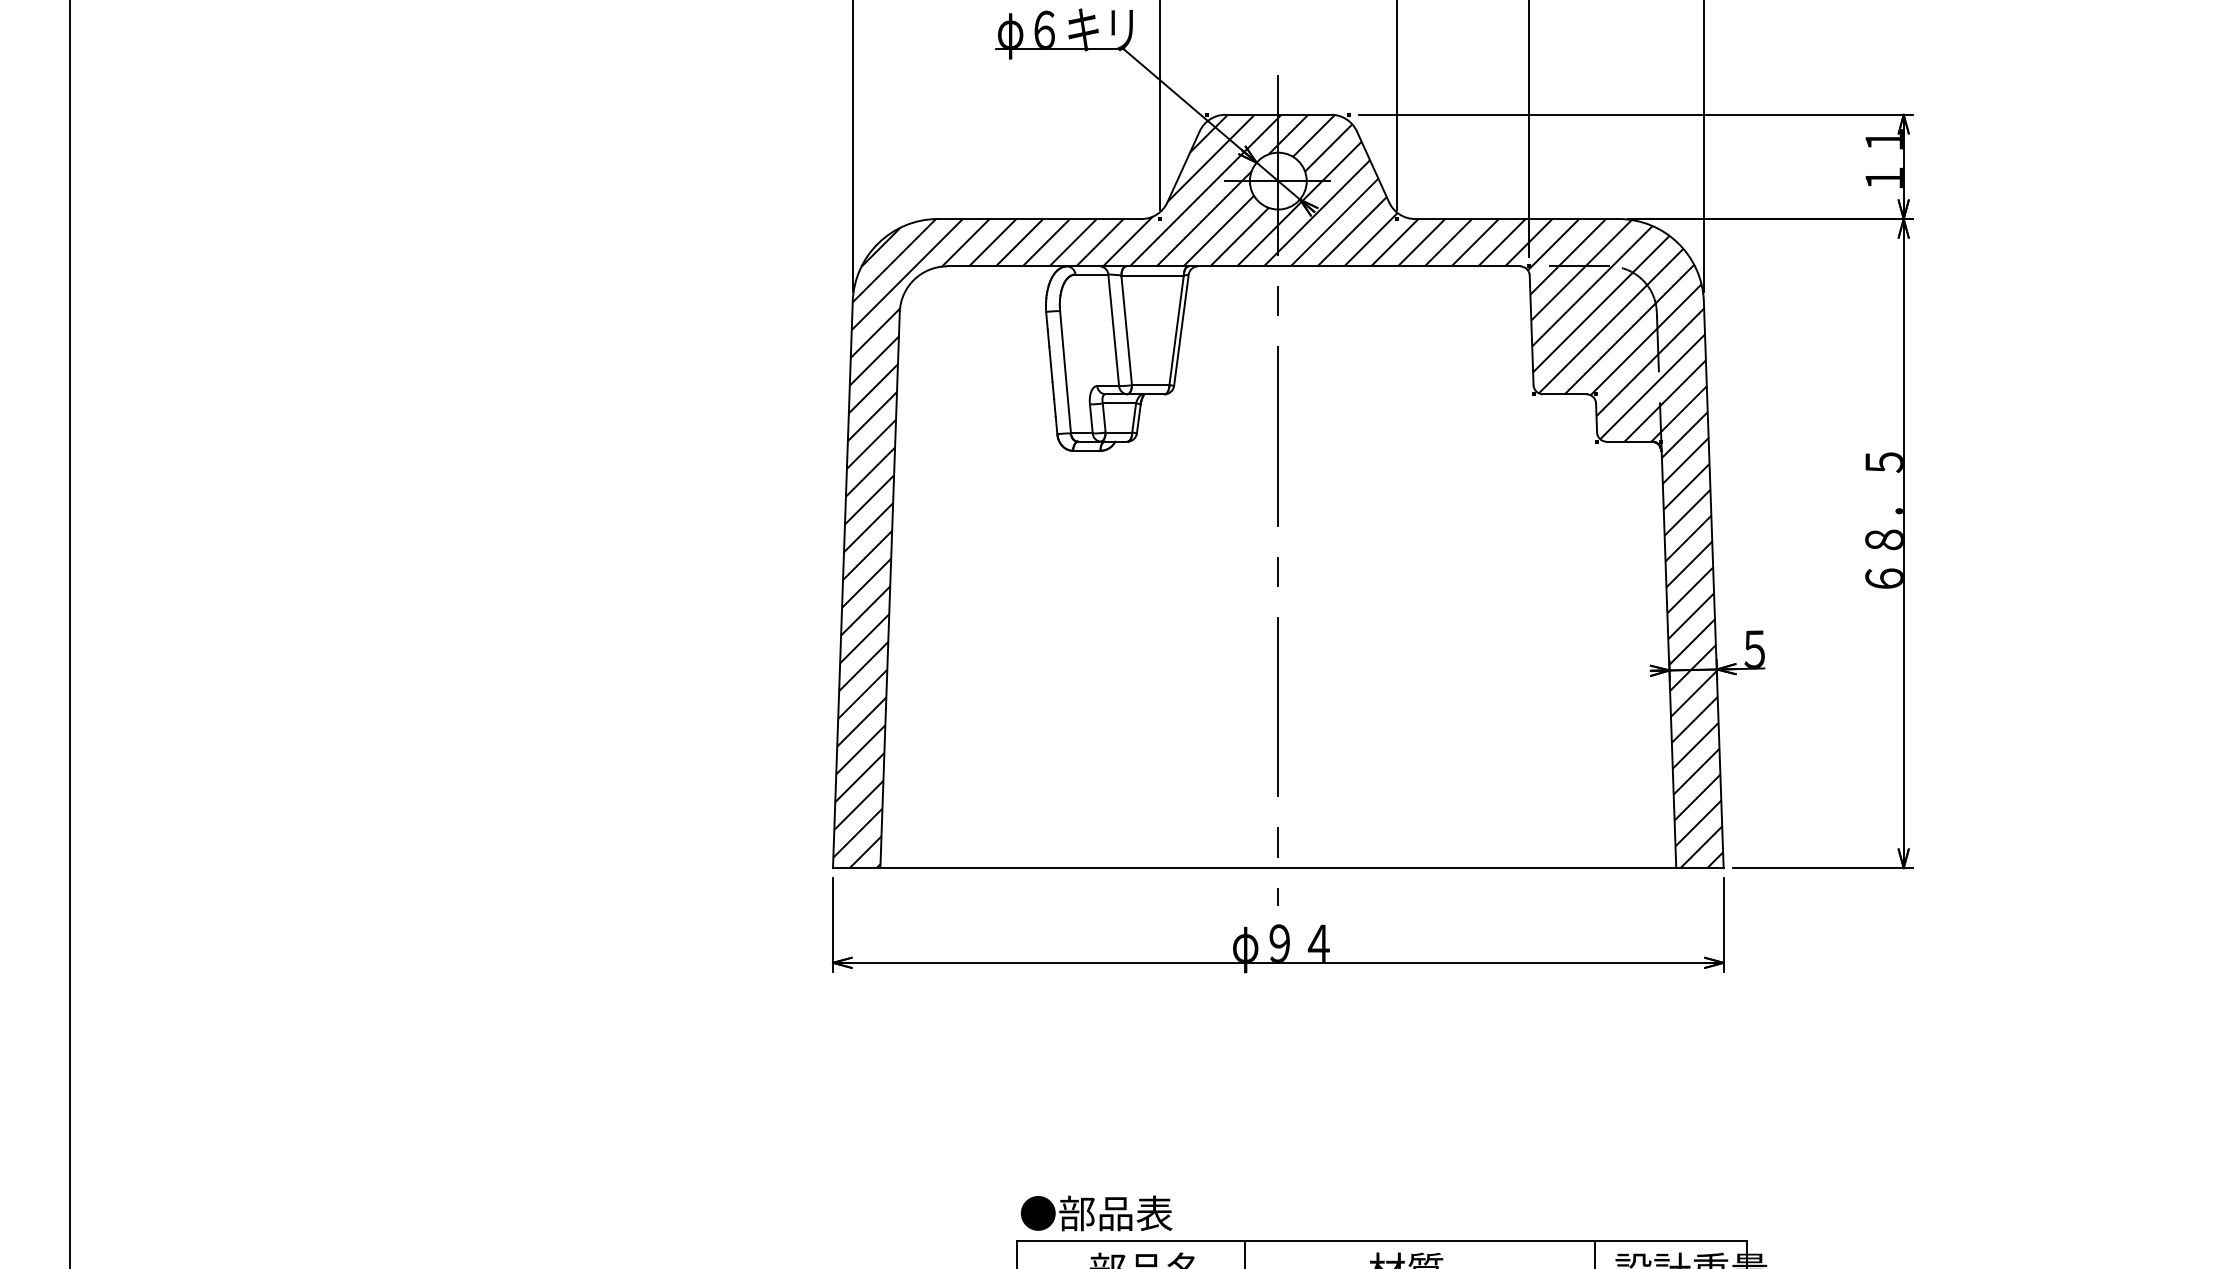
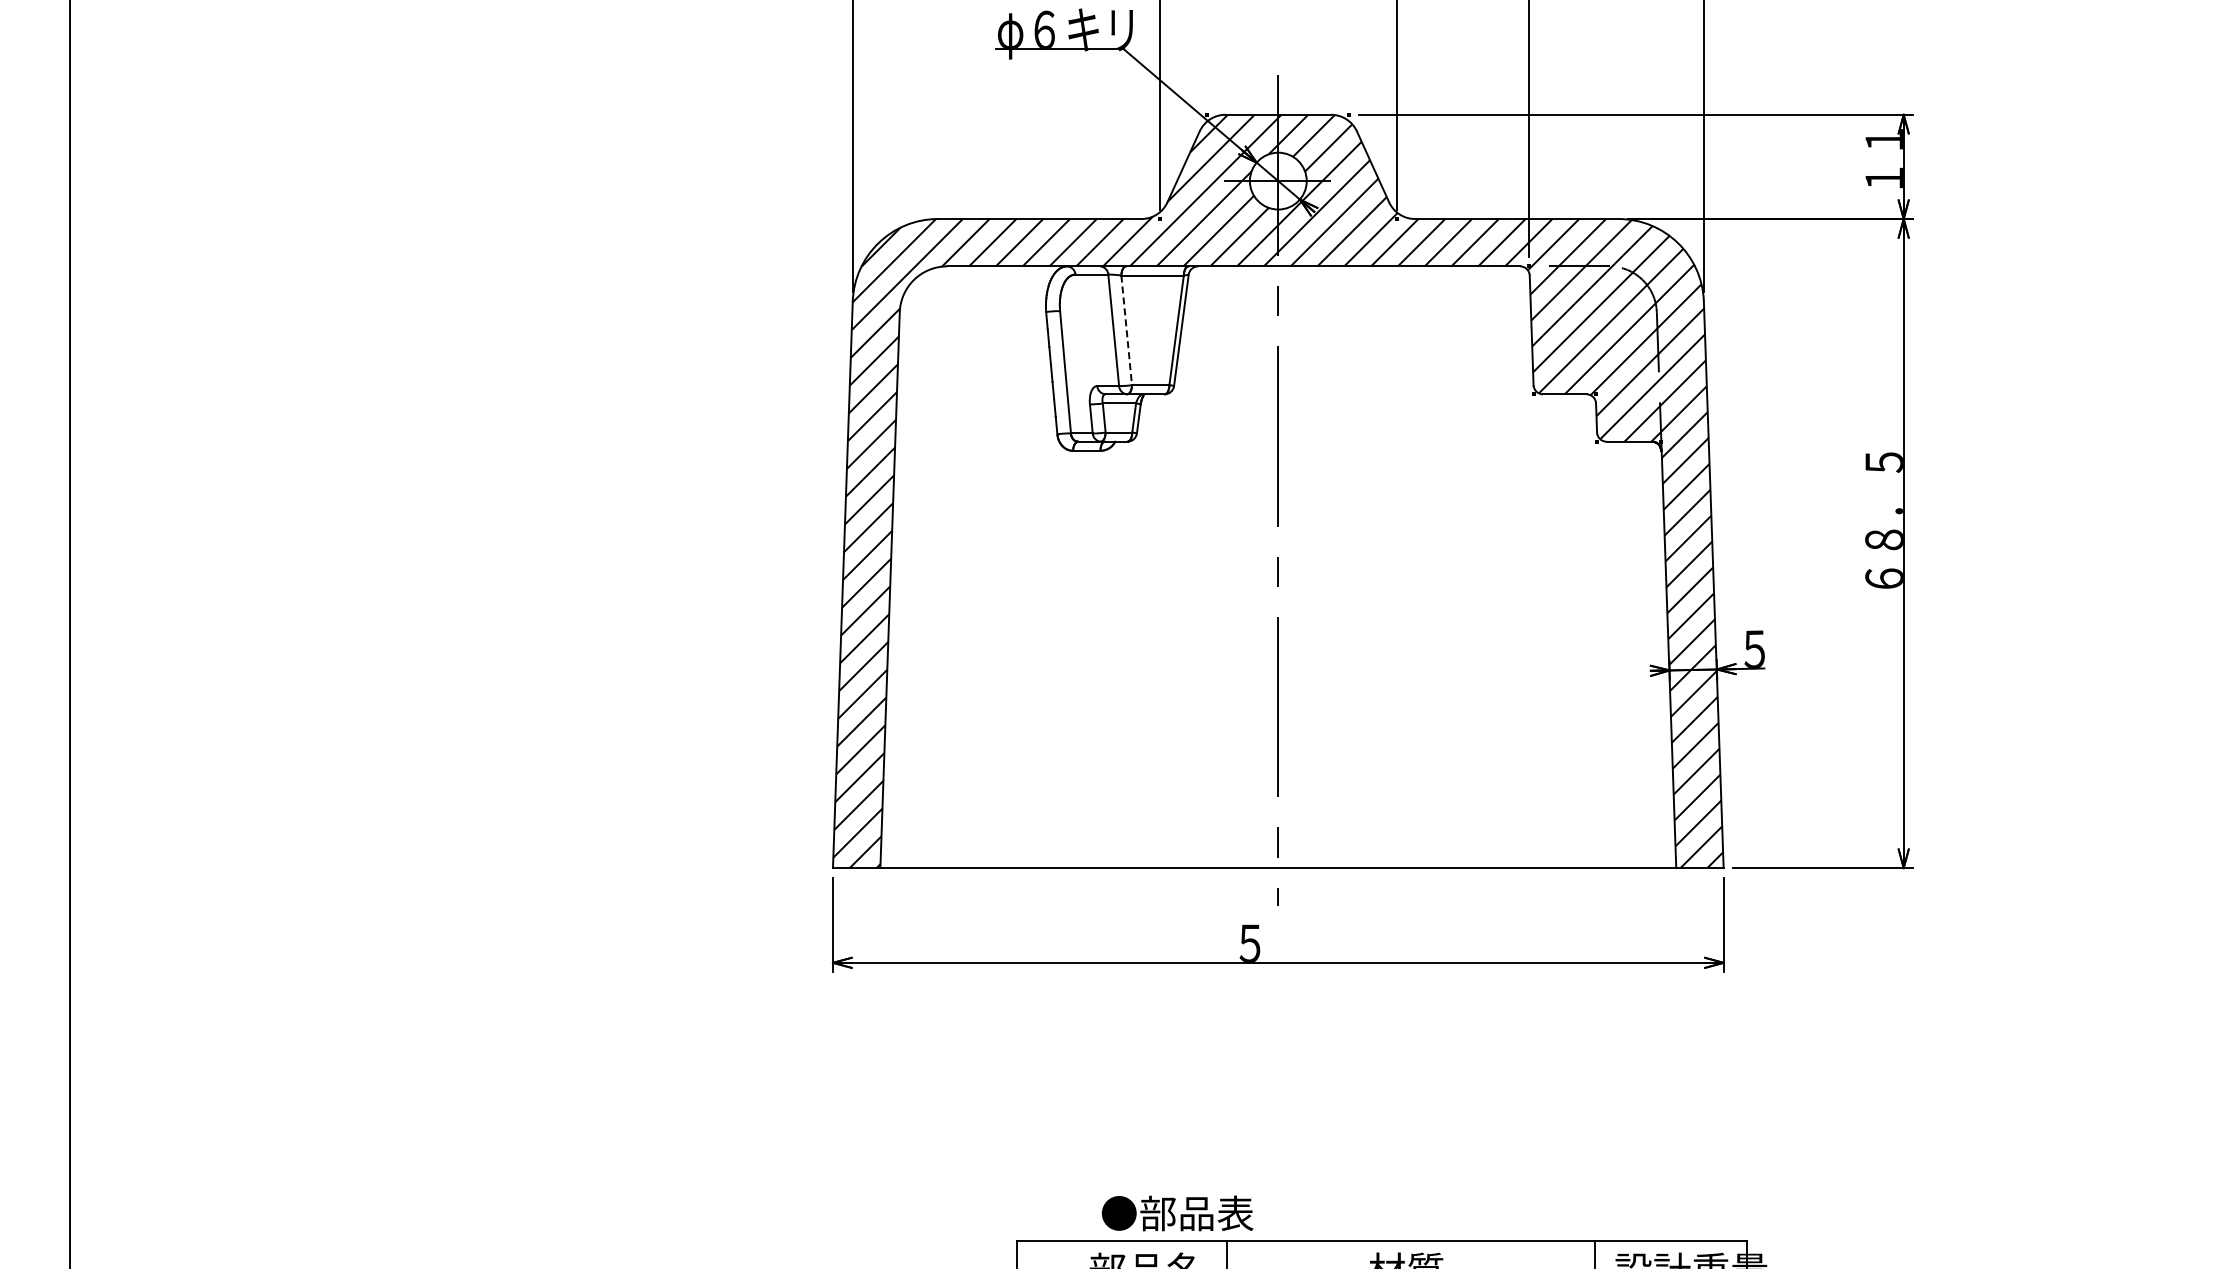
line: solid -> dashed (1126, 330)
text: φ９４ -> ５ (1281, 948)
text position: (1096, 1213) -> (1177, 1213) (1177, 1213)
line position: (1244, 1252) -> (1226, 1252) (1226, 1252)
